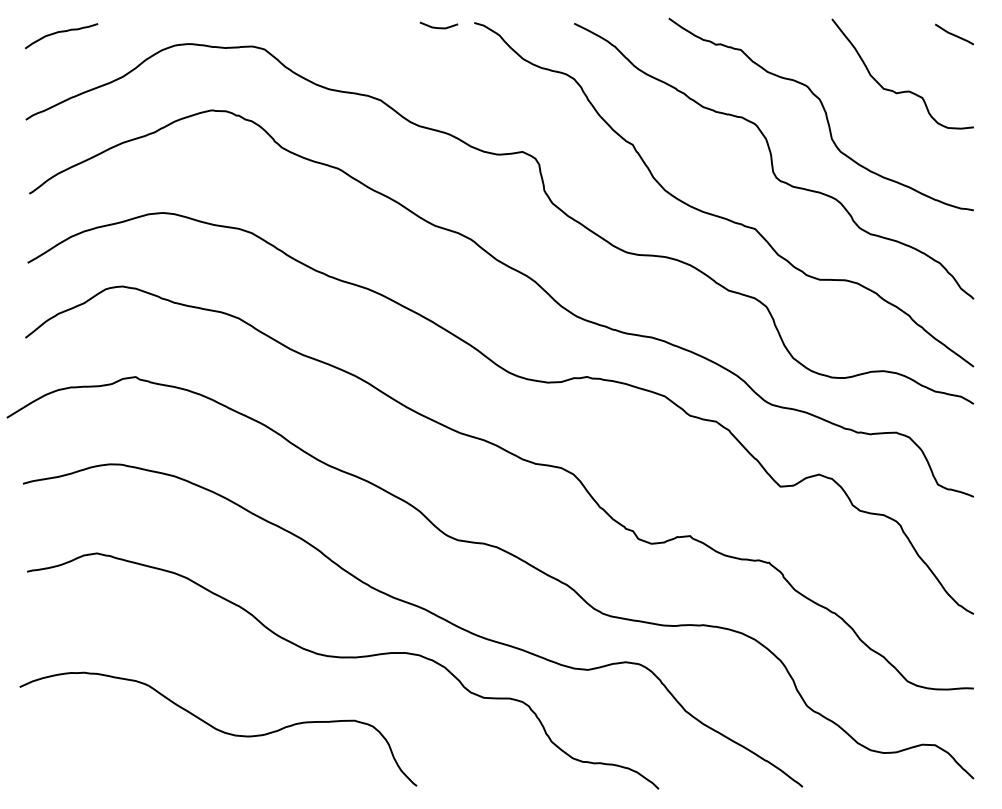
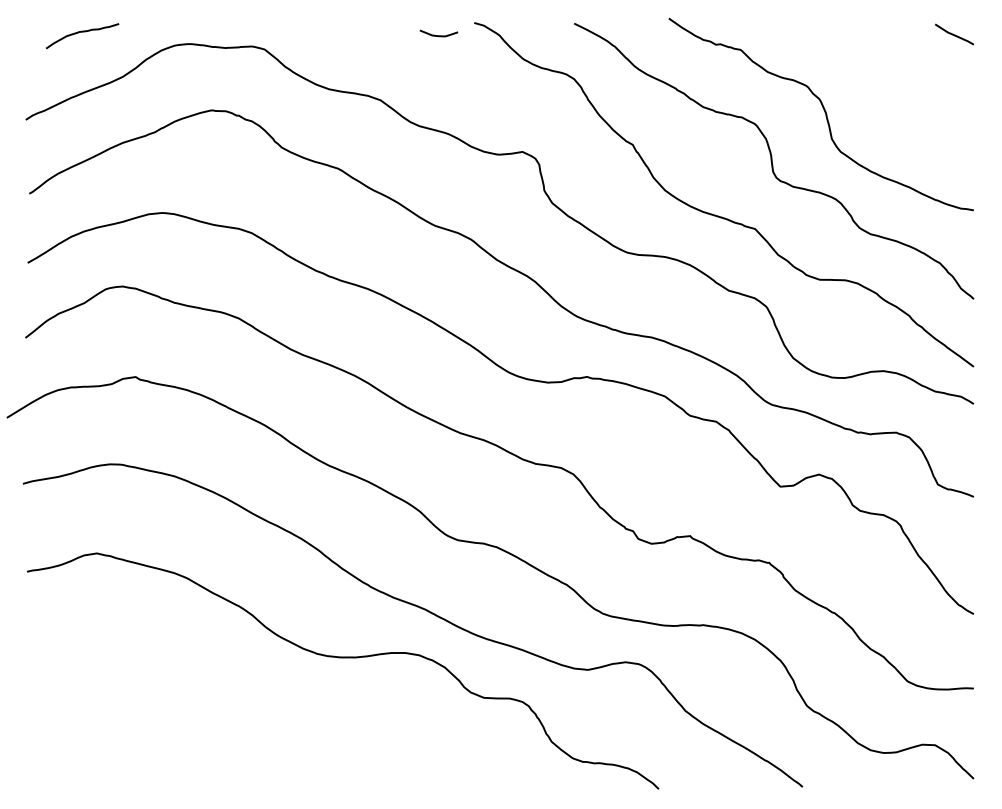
curve position: (438, 27) -> (438, 35) (438, 35)
curve position: (61, 32) -> (82, 32) (82, 32)
curve: present -> none (905, 90)
curve: present -> none (217, 728)
